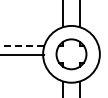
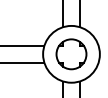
line: dashed -> solid (22, 46)
line position: (23, 54) -> (23, 62) (23, 62)
